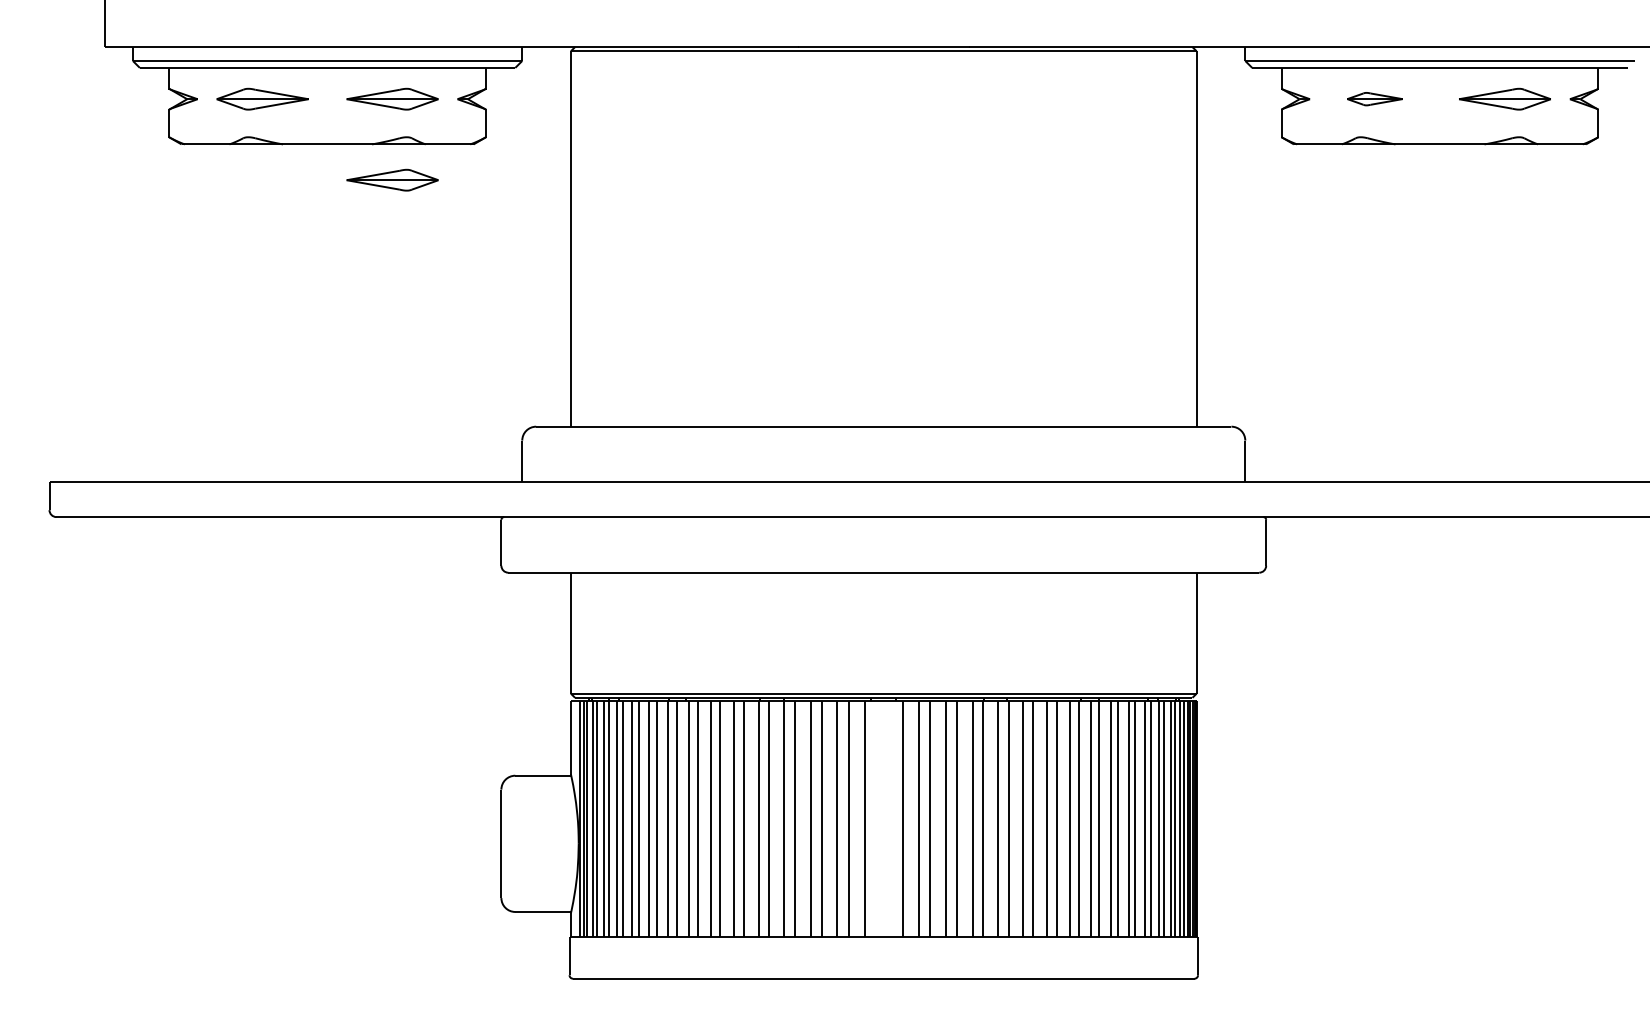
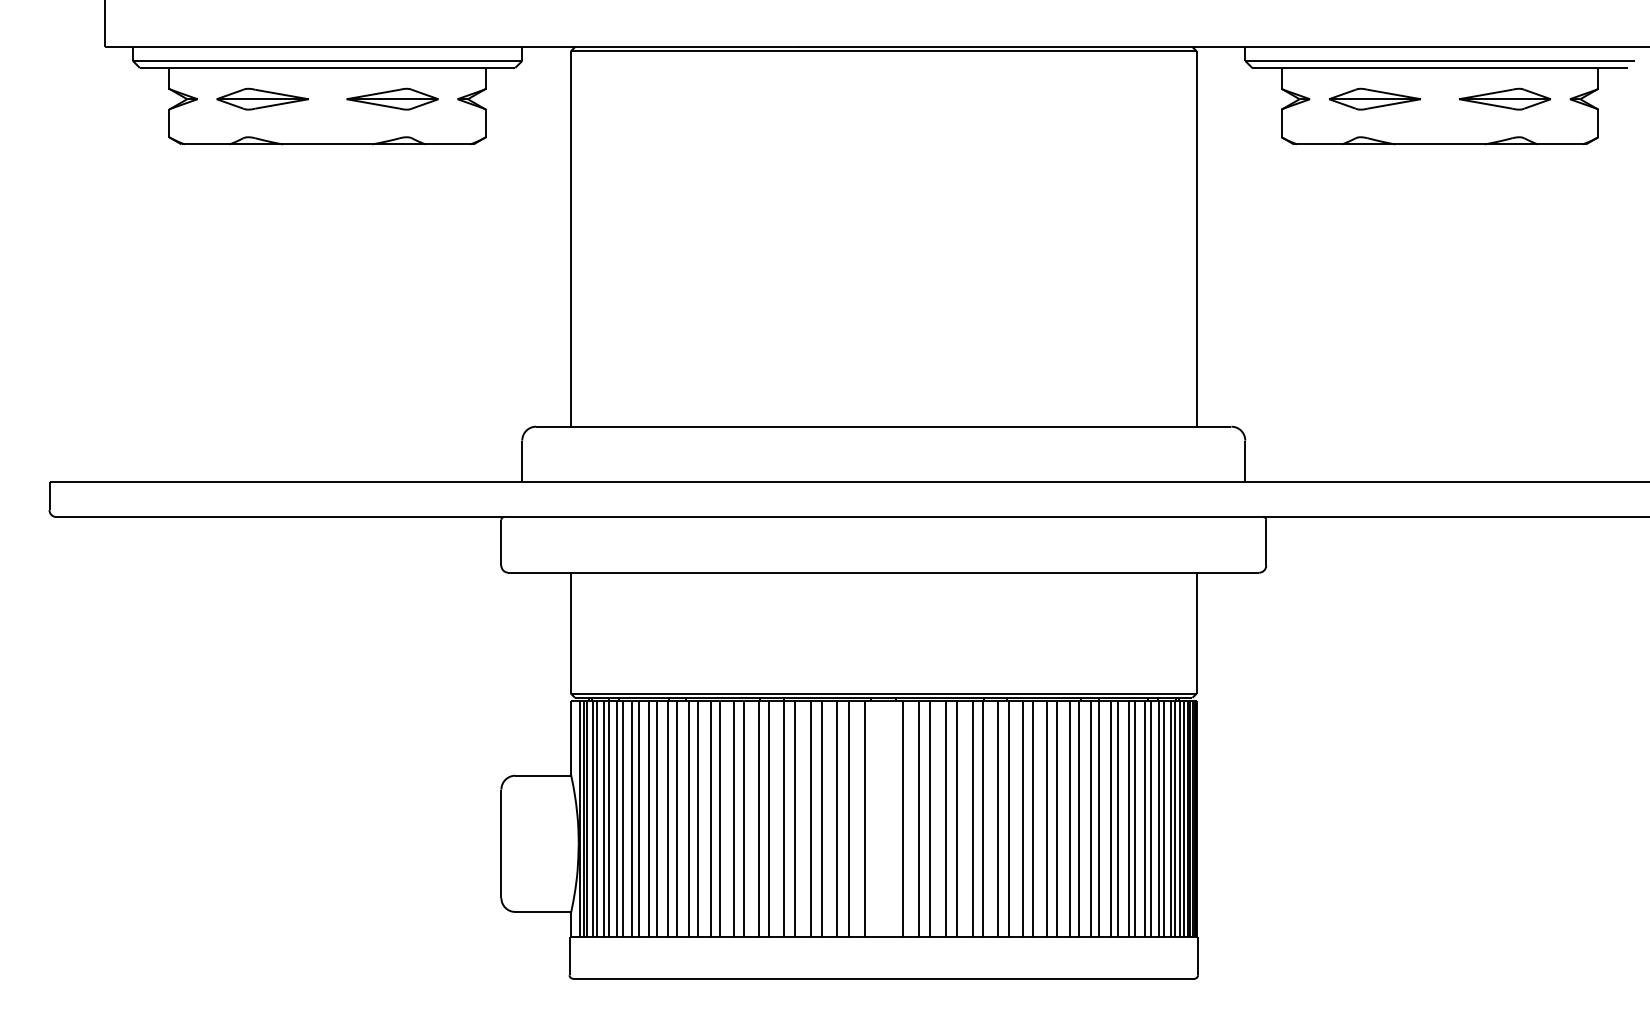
part size: 56x15 px -> 92x24 px (1374, 98)
part: present -> none (392, 179)
